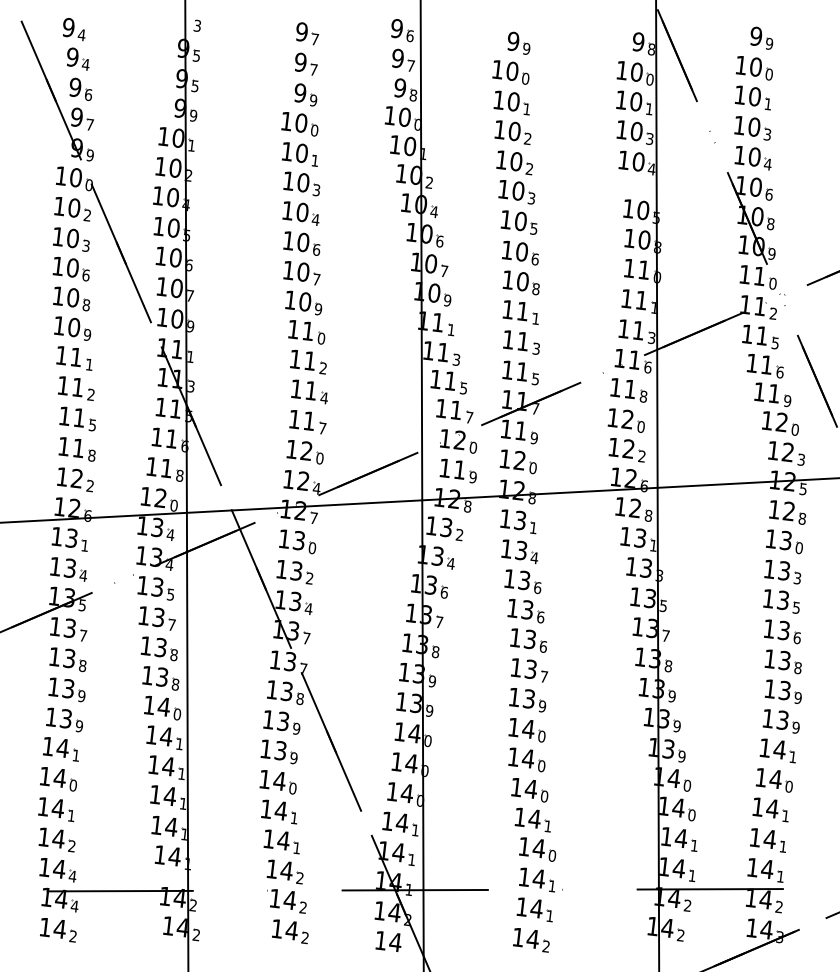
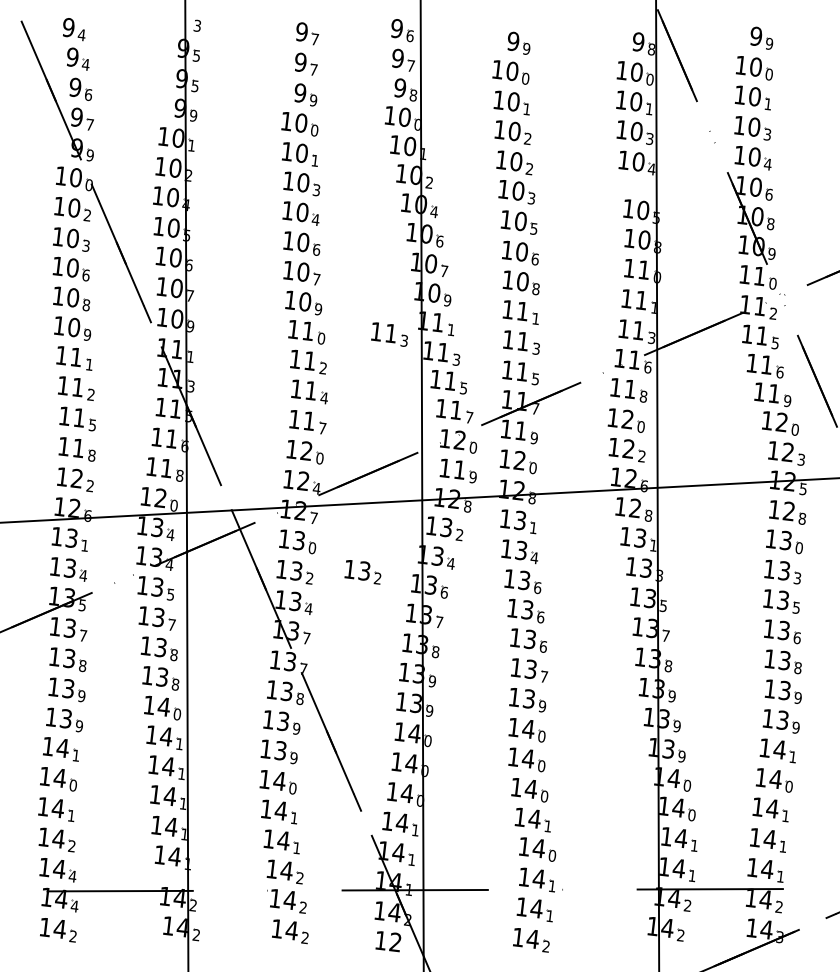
part: none -> present (389, 334)
part: none -> present (362, 572)
text: 14 -> 12 (395, 942)
